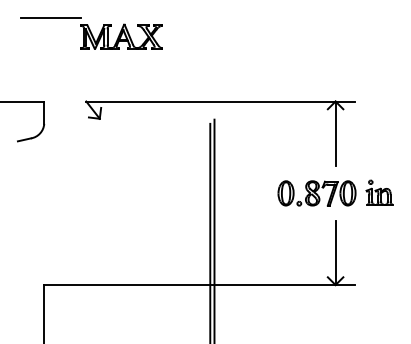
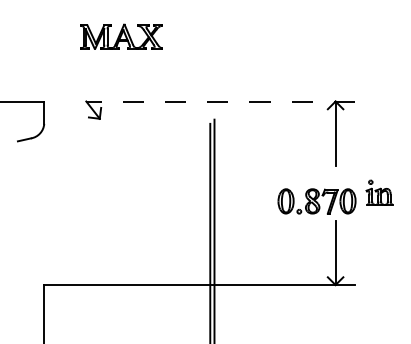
line: present -> none (50, 17)
line: solid -> dashed (220, 101)
part position: (316, 193) -> (316, 201) (316, 201)
